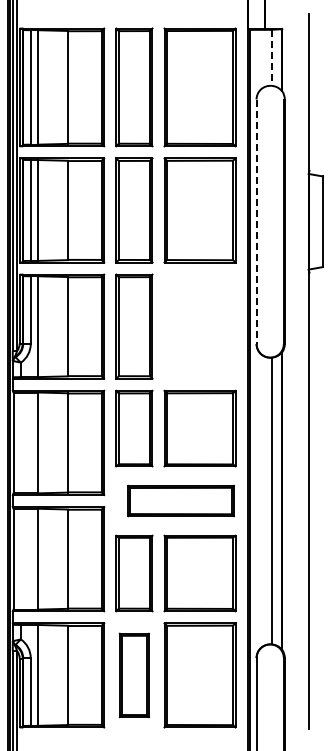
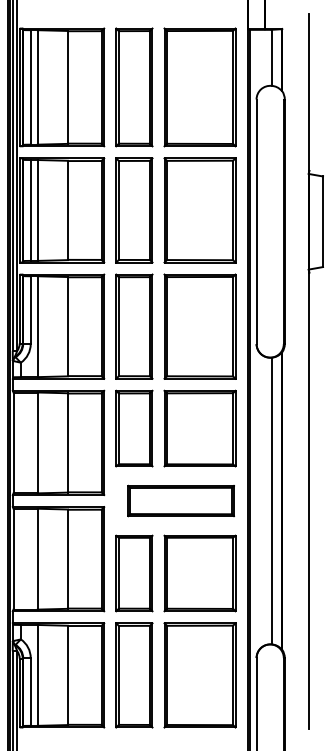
line: dashed -> solid (271, 58)
line: dashed -> solid (256, 222)
part: none -> present (199, 326)
part size: 32x87 px -> 39x107 px (134, 675)
